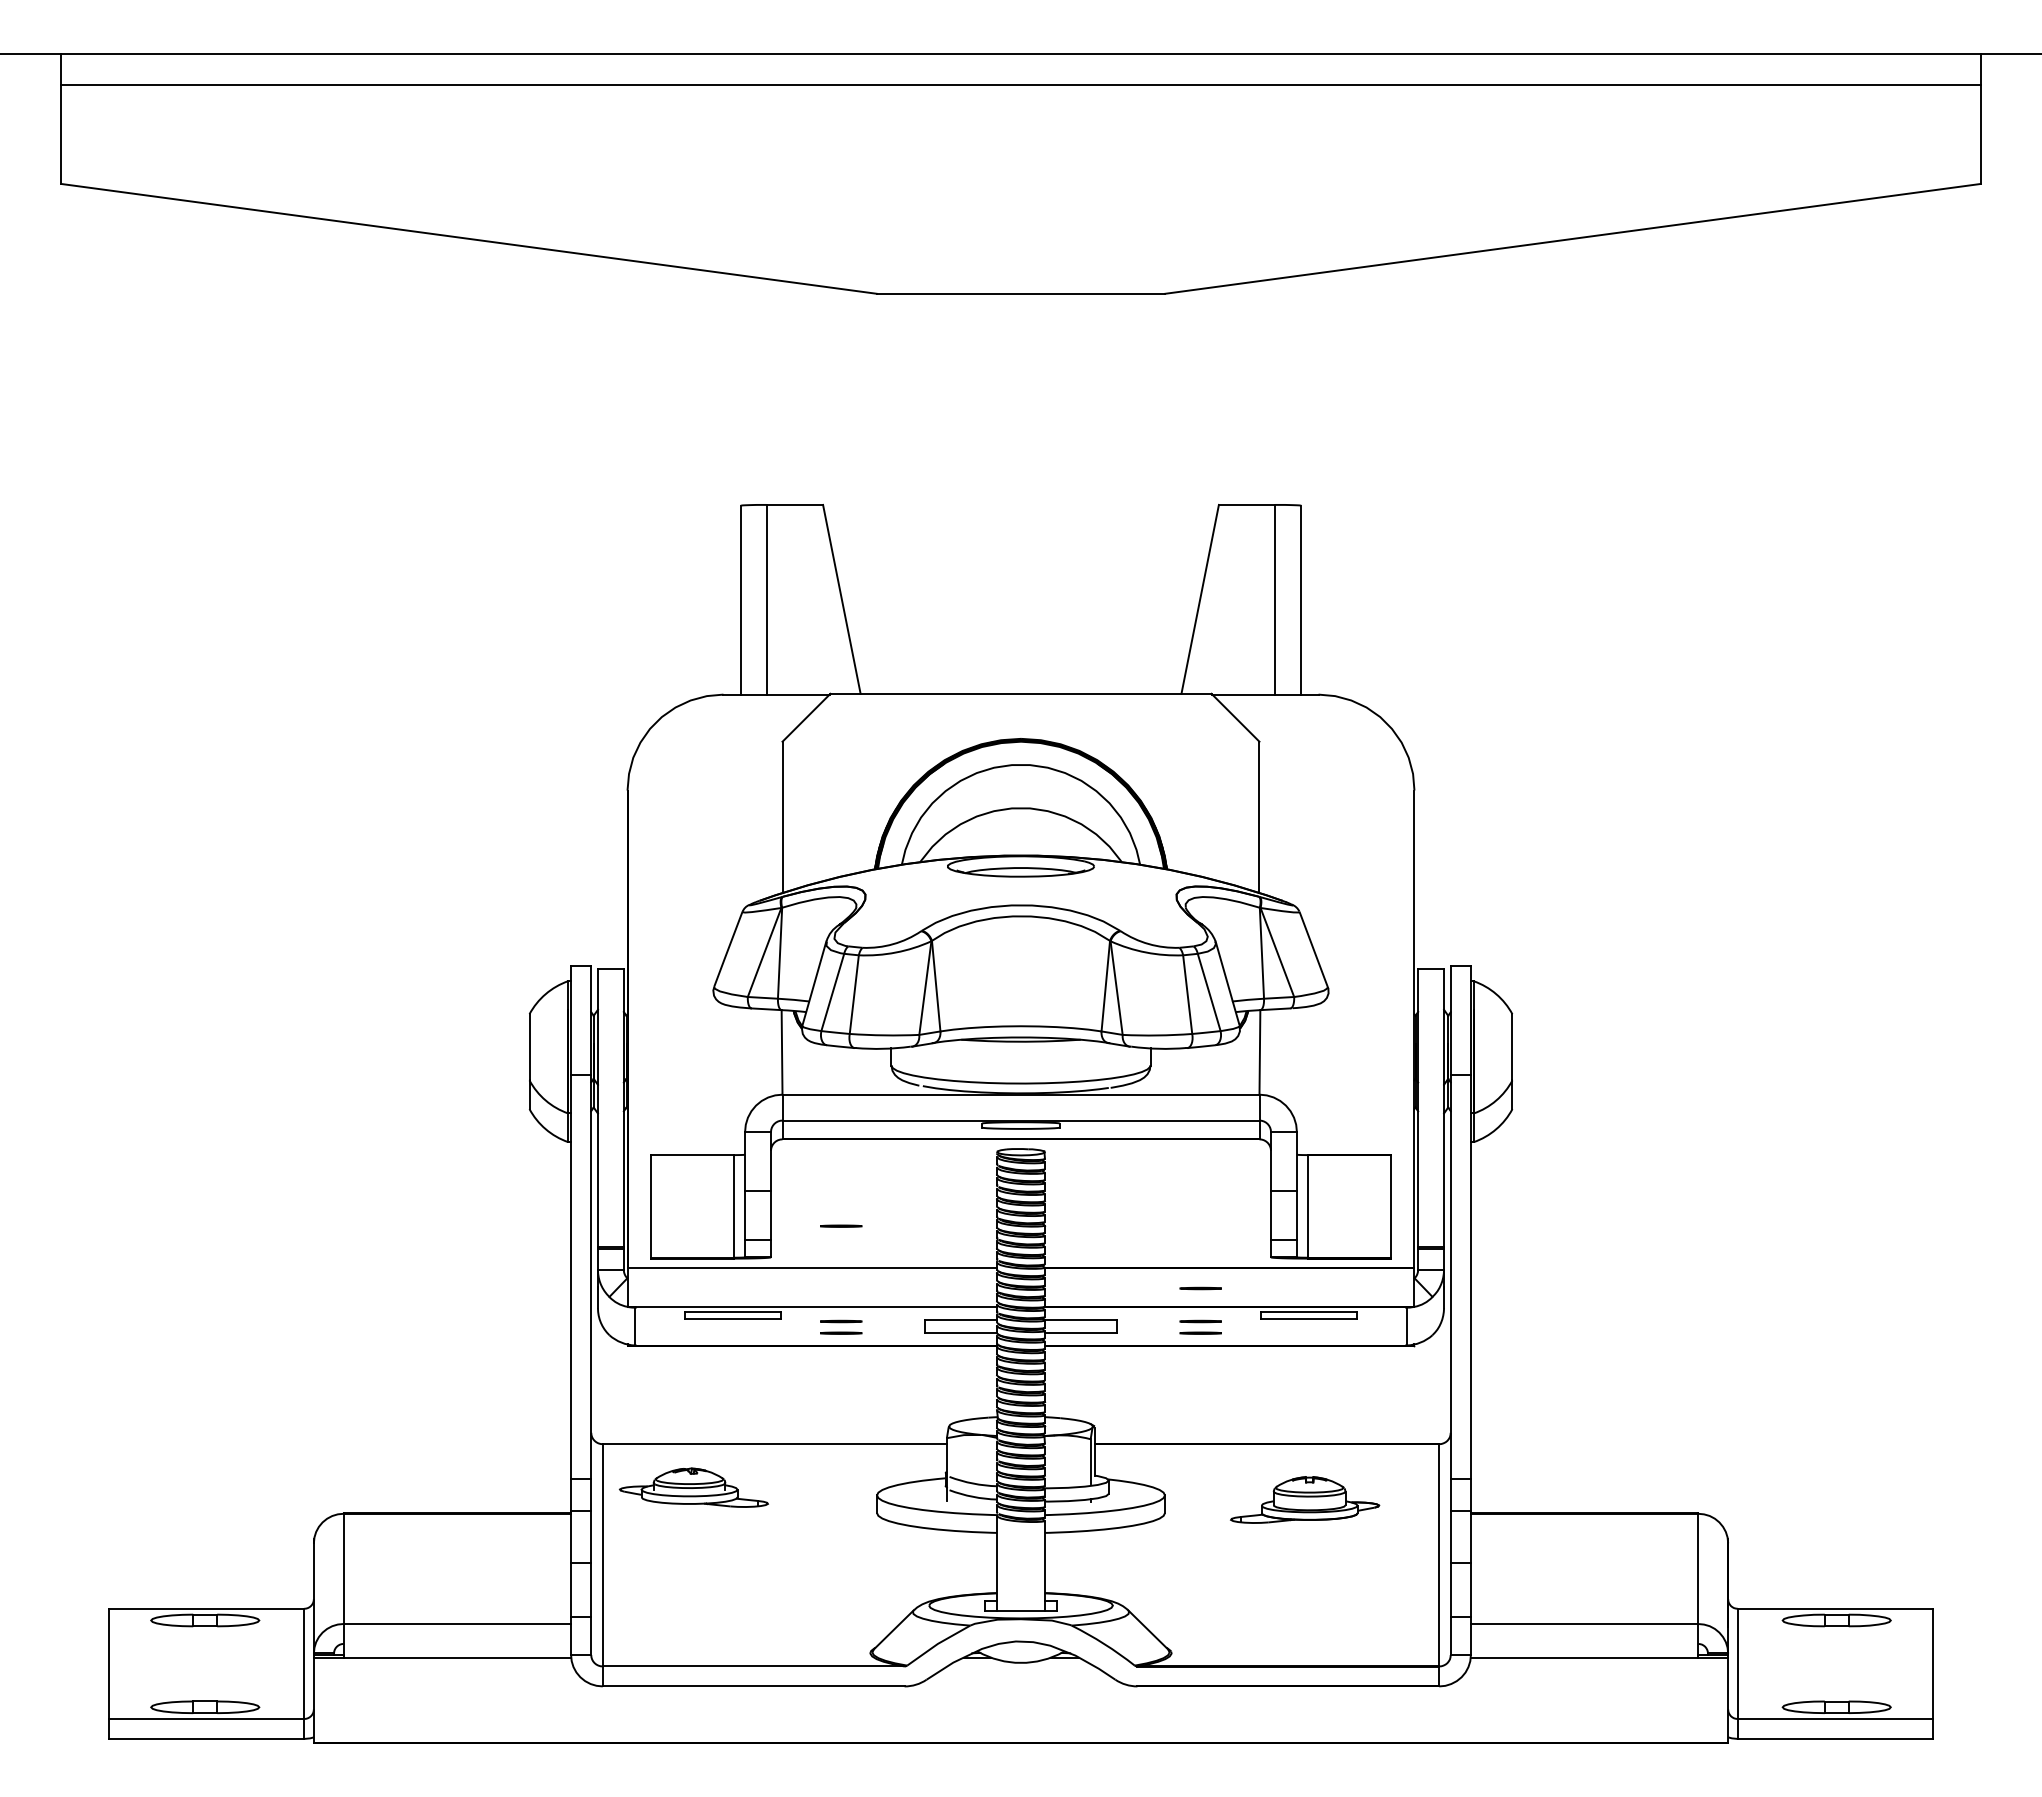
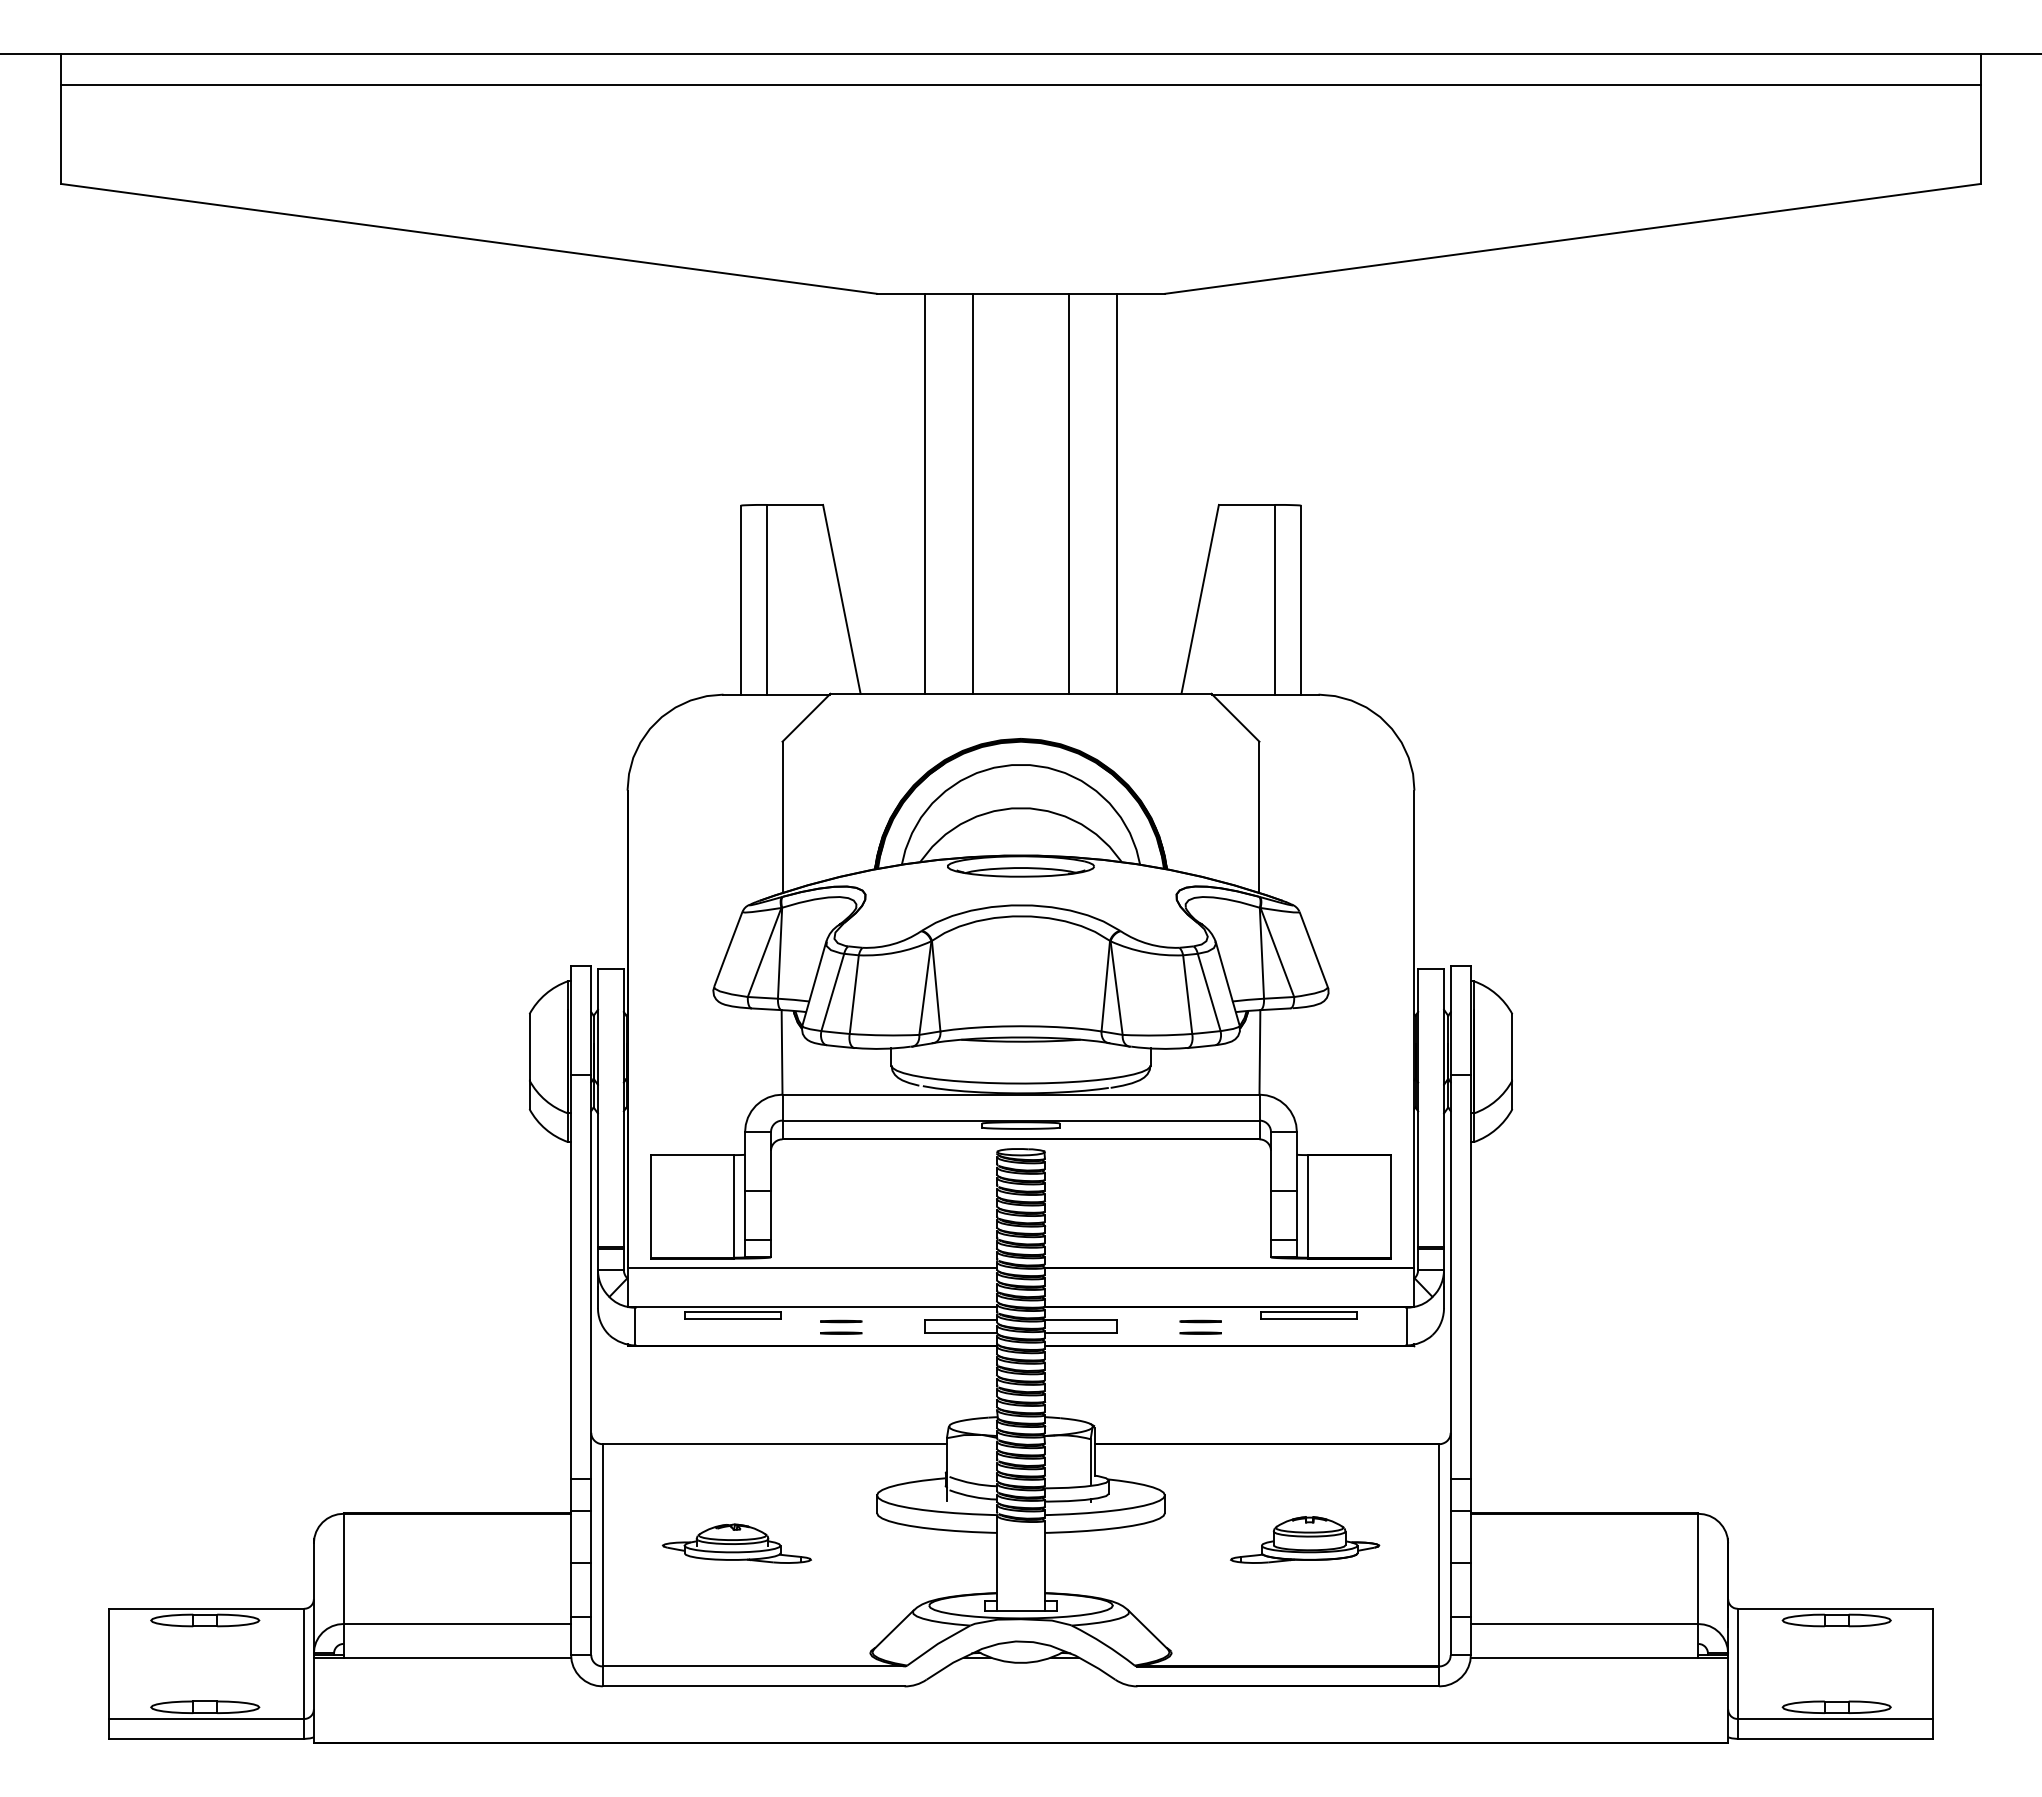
line: none -> present (925, 493)
line: none -> present (973, 493)
line: none -> present (1068, 493)
line: none -> present (1116, 493)
line: present -> none (841, 1225)
line: present -> none (1200, 1288)
part position: (693, 1487) -> (736, 1543) (736, 1543)
part position: (1305, 1499) -> (1305, 1539) (1305, 1539)
